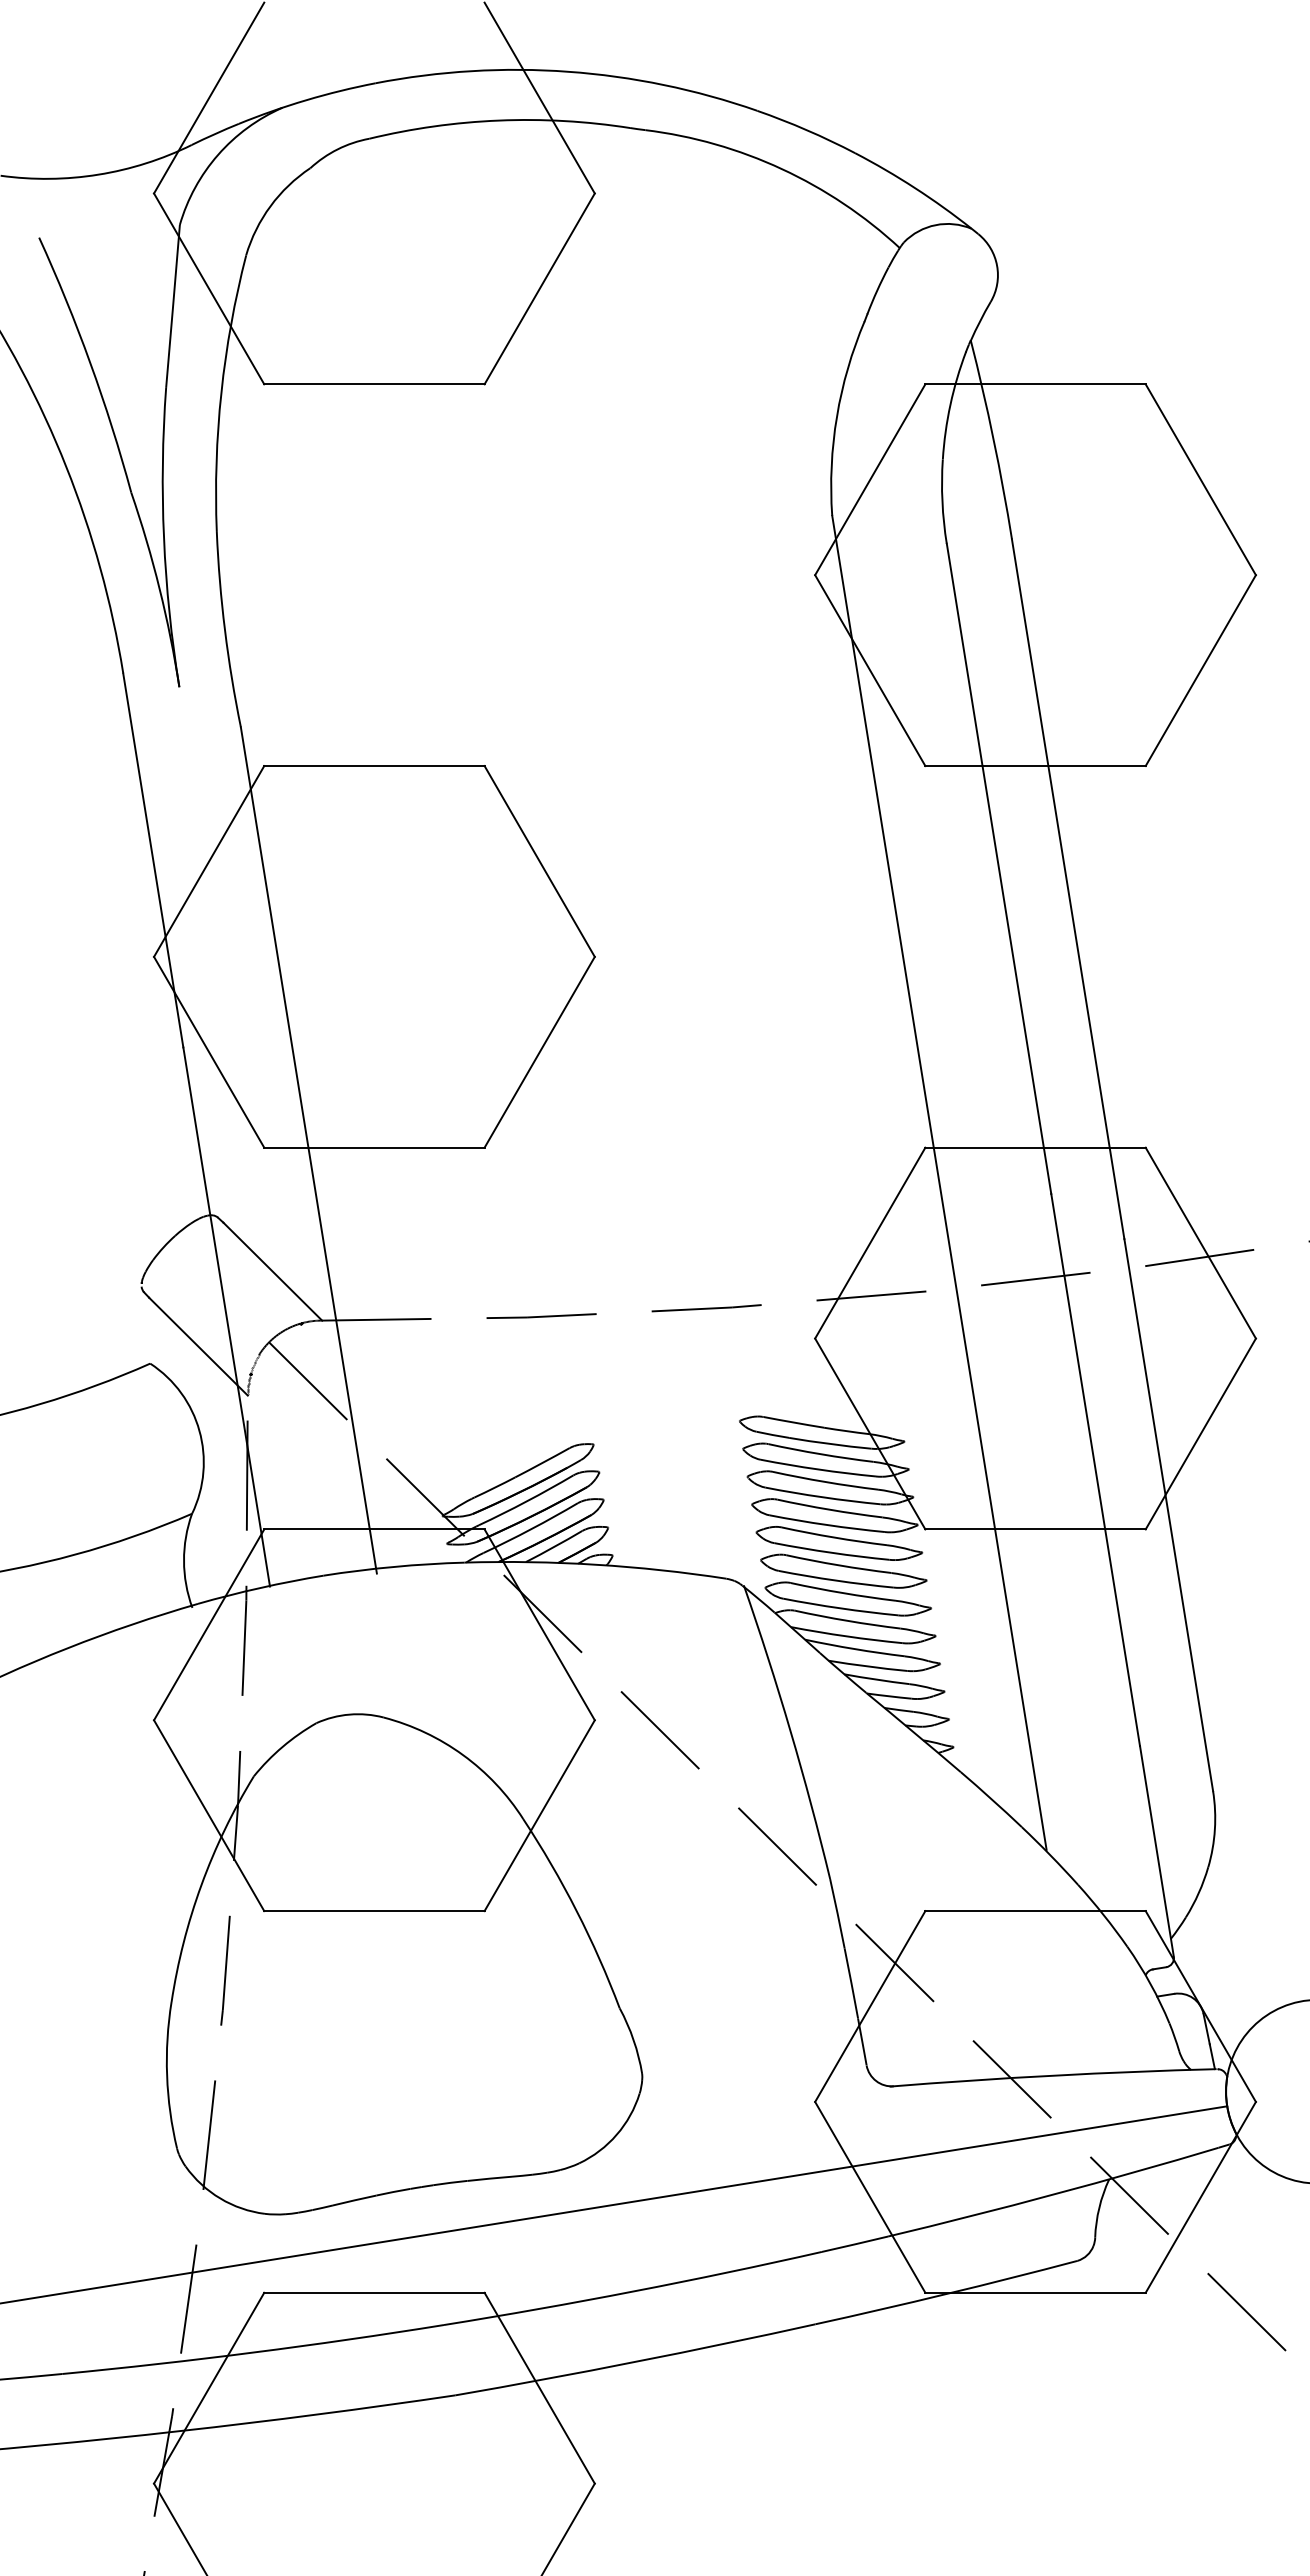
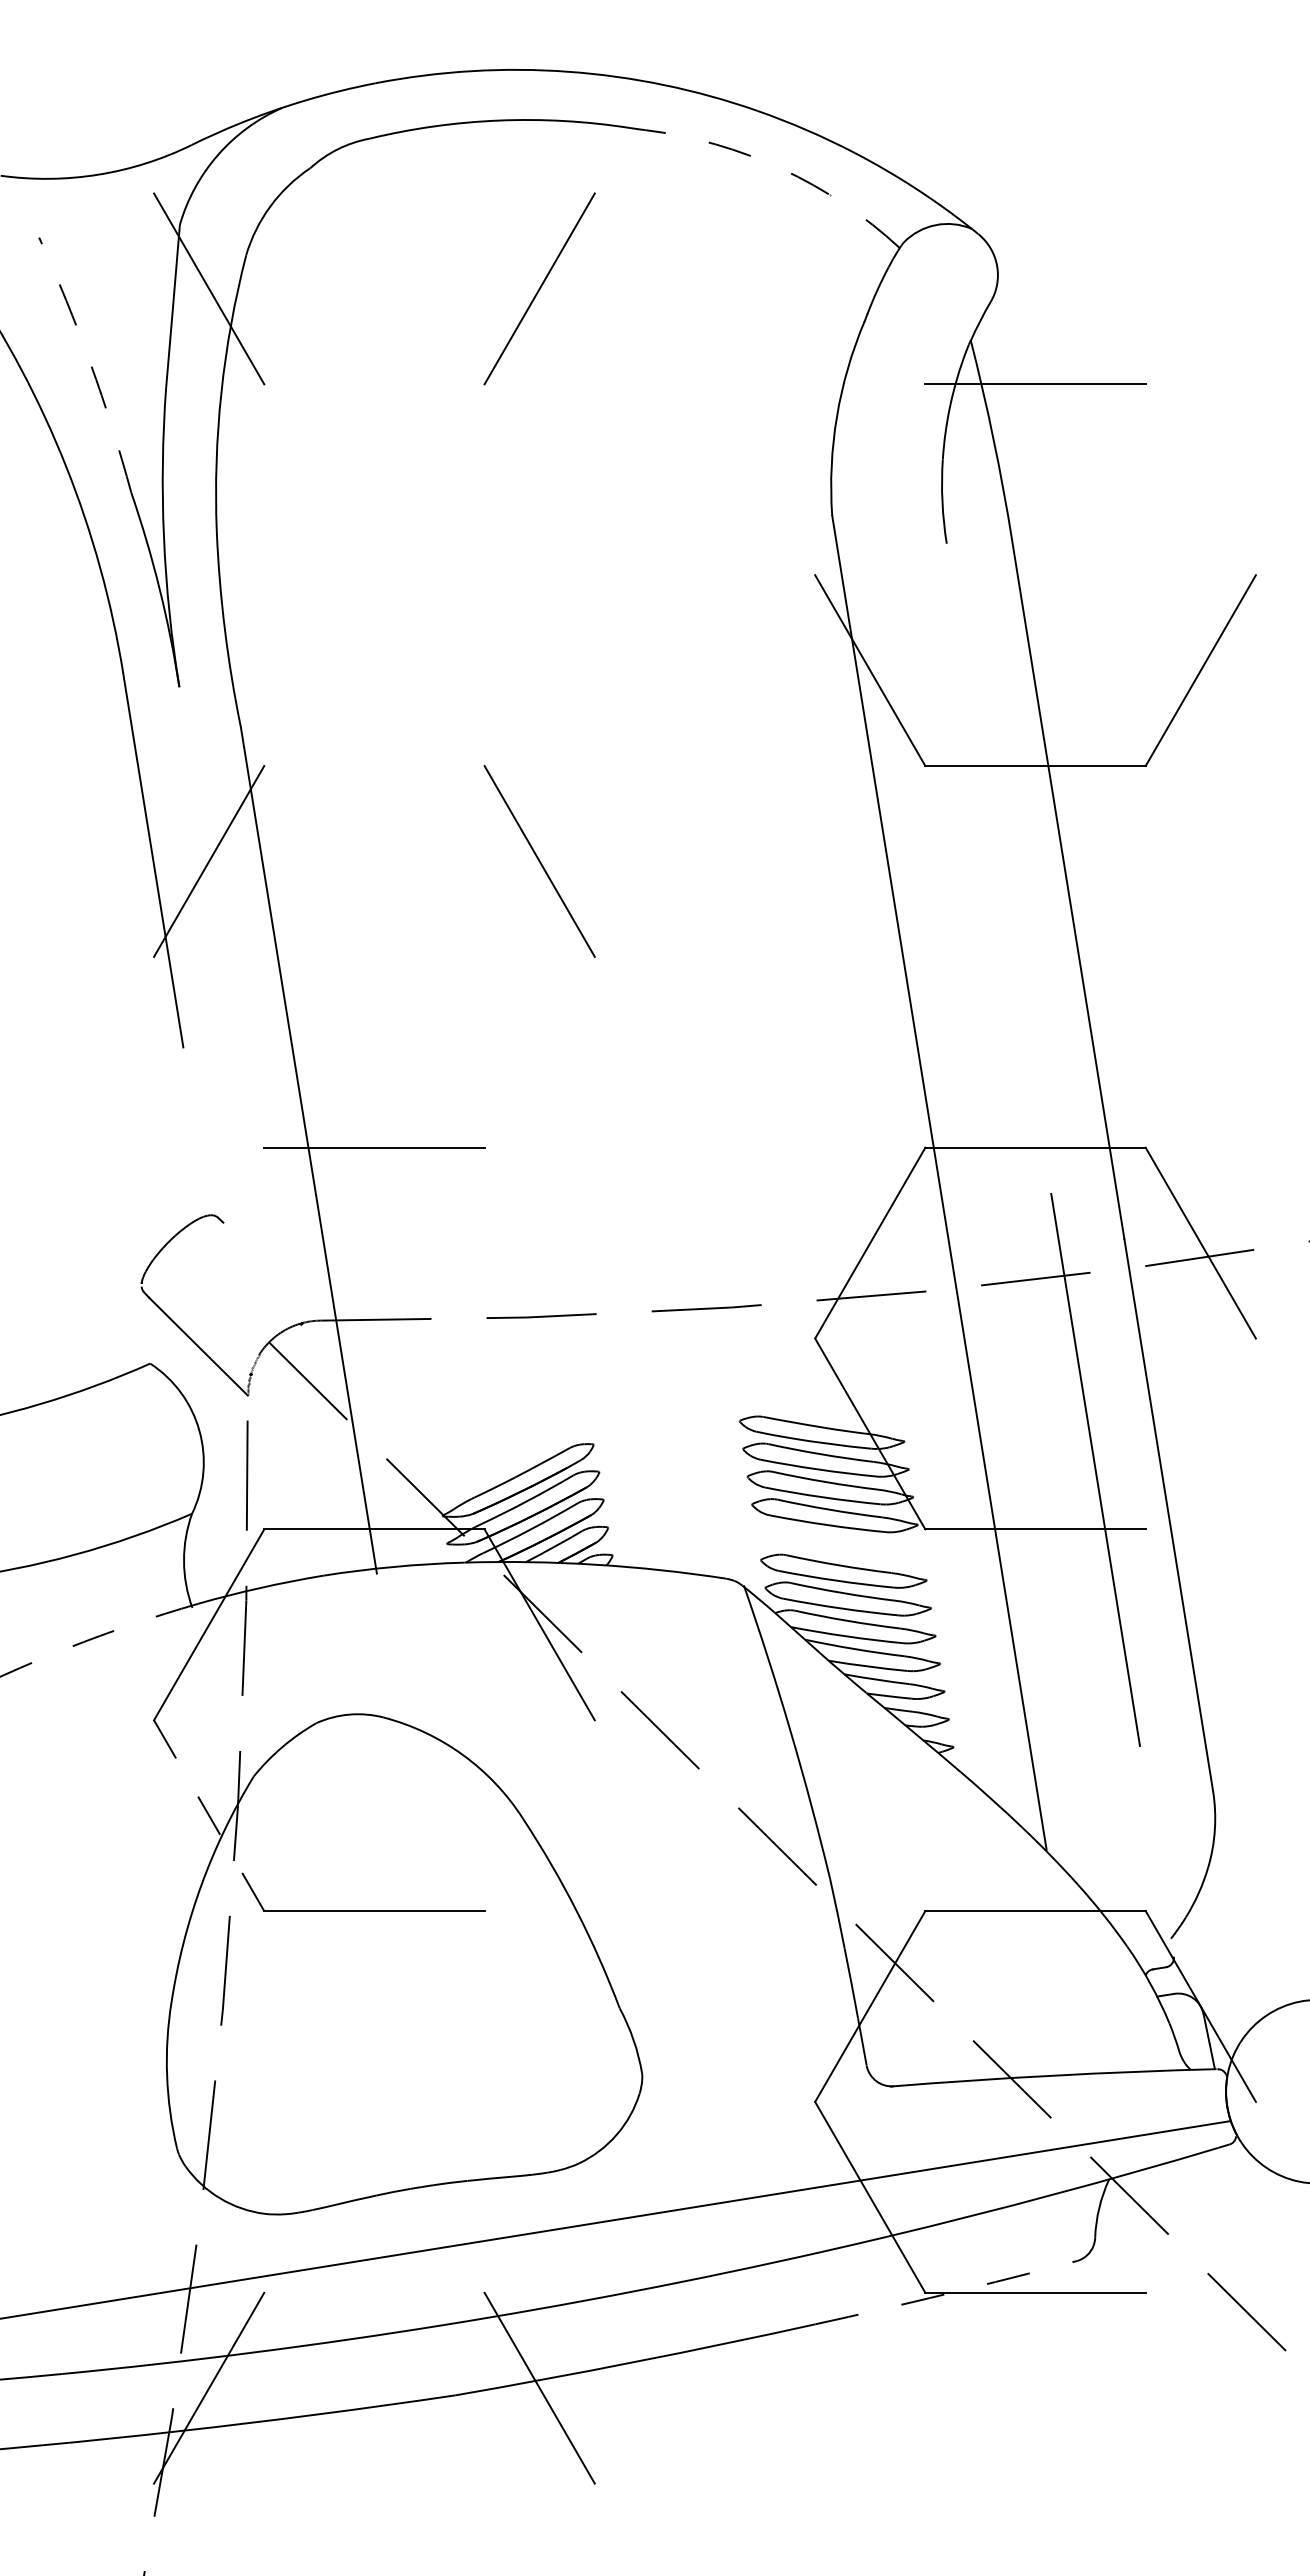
line: present -> none (209, 97)
line: present -> none (539, 97)
arc: solid -> dashed (781, 169)
arc: solid -> dashed (90, 363)
line: present -> none (374, 384)
line: present -> none (870, 479)
line: present -> none (1200, 479)
line: present -> none (374, 766)
line: present -> none (998, 868)
line: present -> none (209, 1051)
line: present -> none (539, 1051)
line: present -> none (272, 1271)
line: present -> none (226, 1316)
line: present -> none (1200, 1433)
part: present -> none (839, 1543)
arc: solid -> dashed (97, 1636)
line: solid -> dashed (208, 1815)
line: present -> none (539, 1815)
line: present -> none (1156, 1851)
line: present -> none (1200, 2196)
line position: (614, 2204) -> (615, 2219) (615, 2219)
line: present -> none (374, 2292)
arc: solid -> dashed (946, 2294)
line: present -> none (179, 2527)
line: present -> none (568, 2527)
